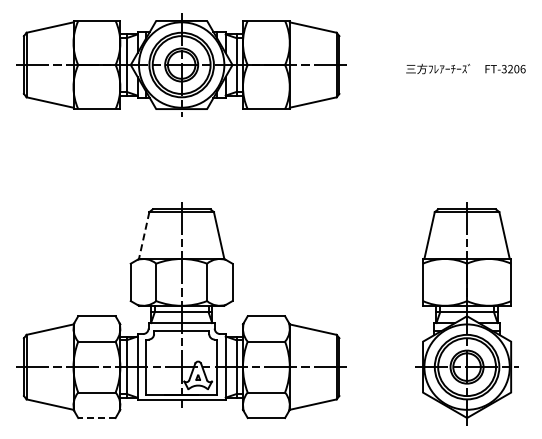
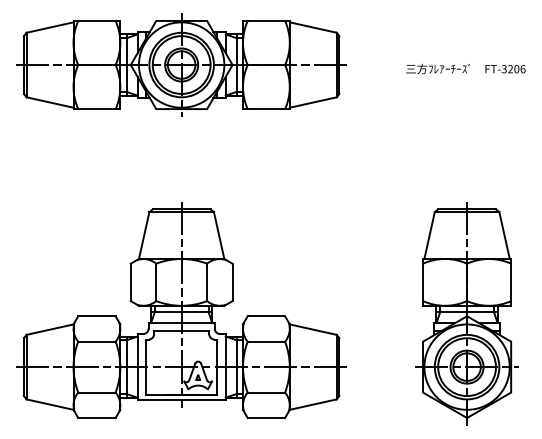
line: dashed -> solid (144, 236)
line: dashed -> solid (96, 418)
